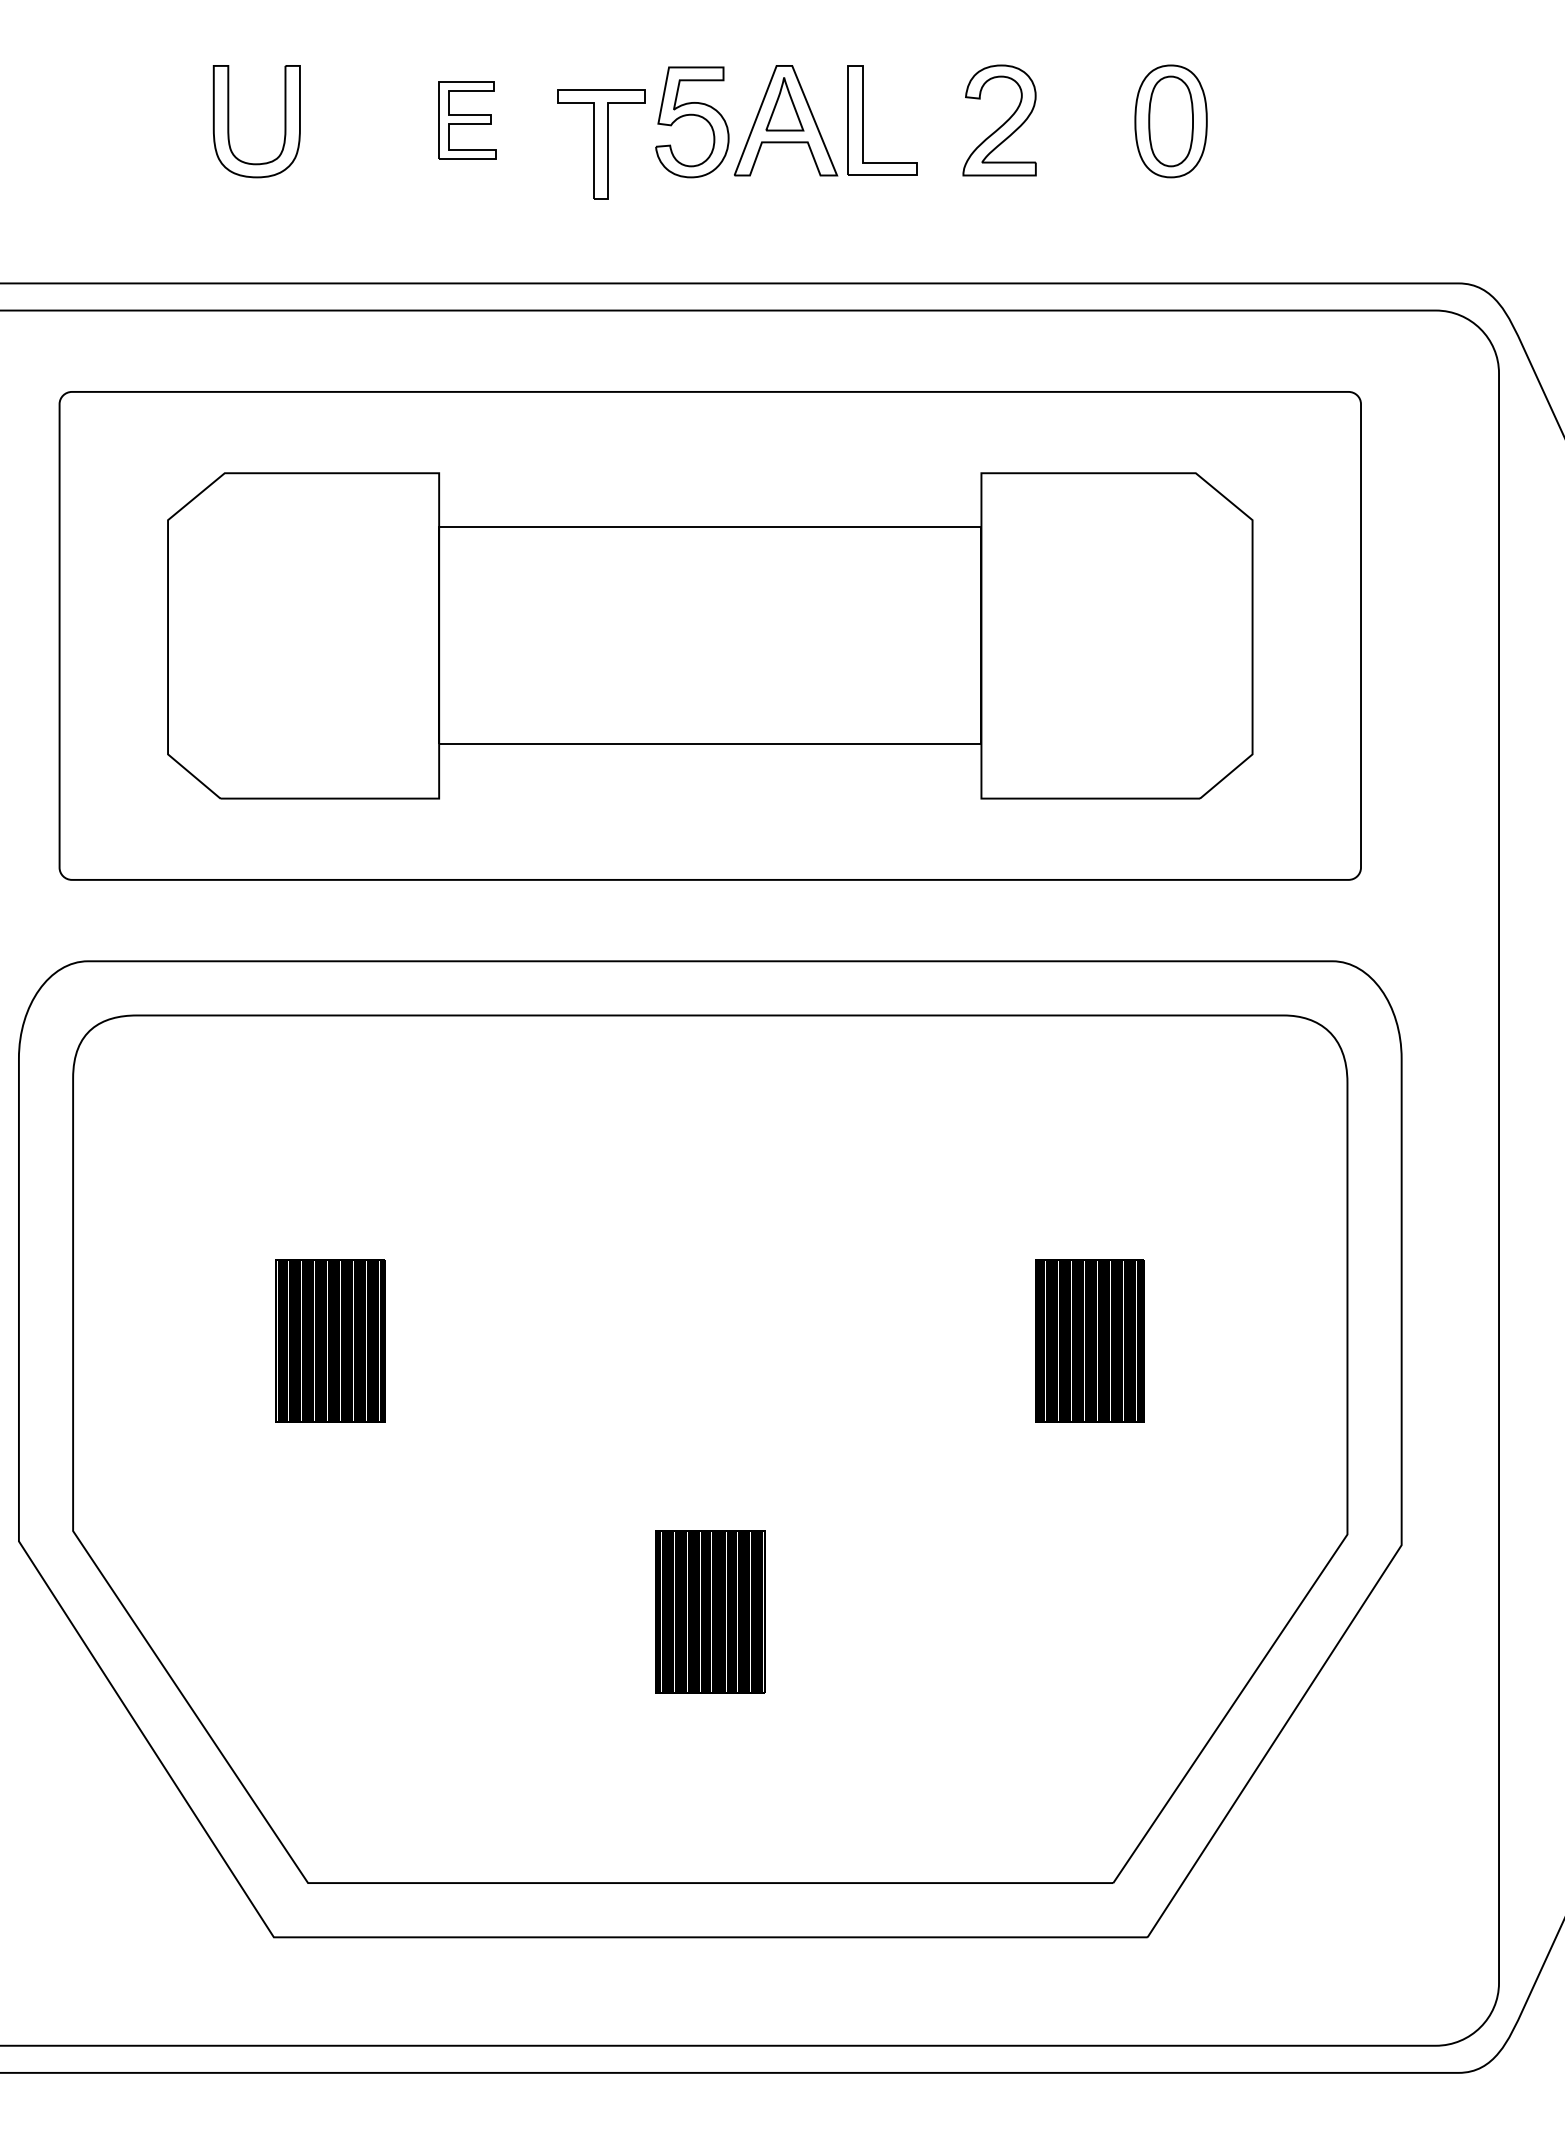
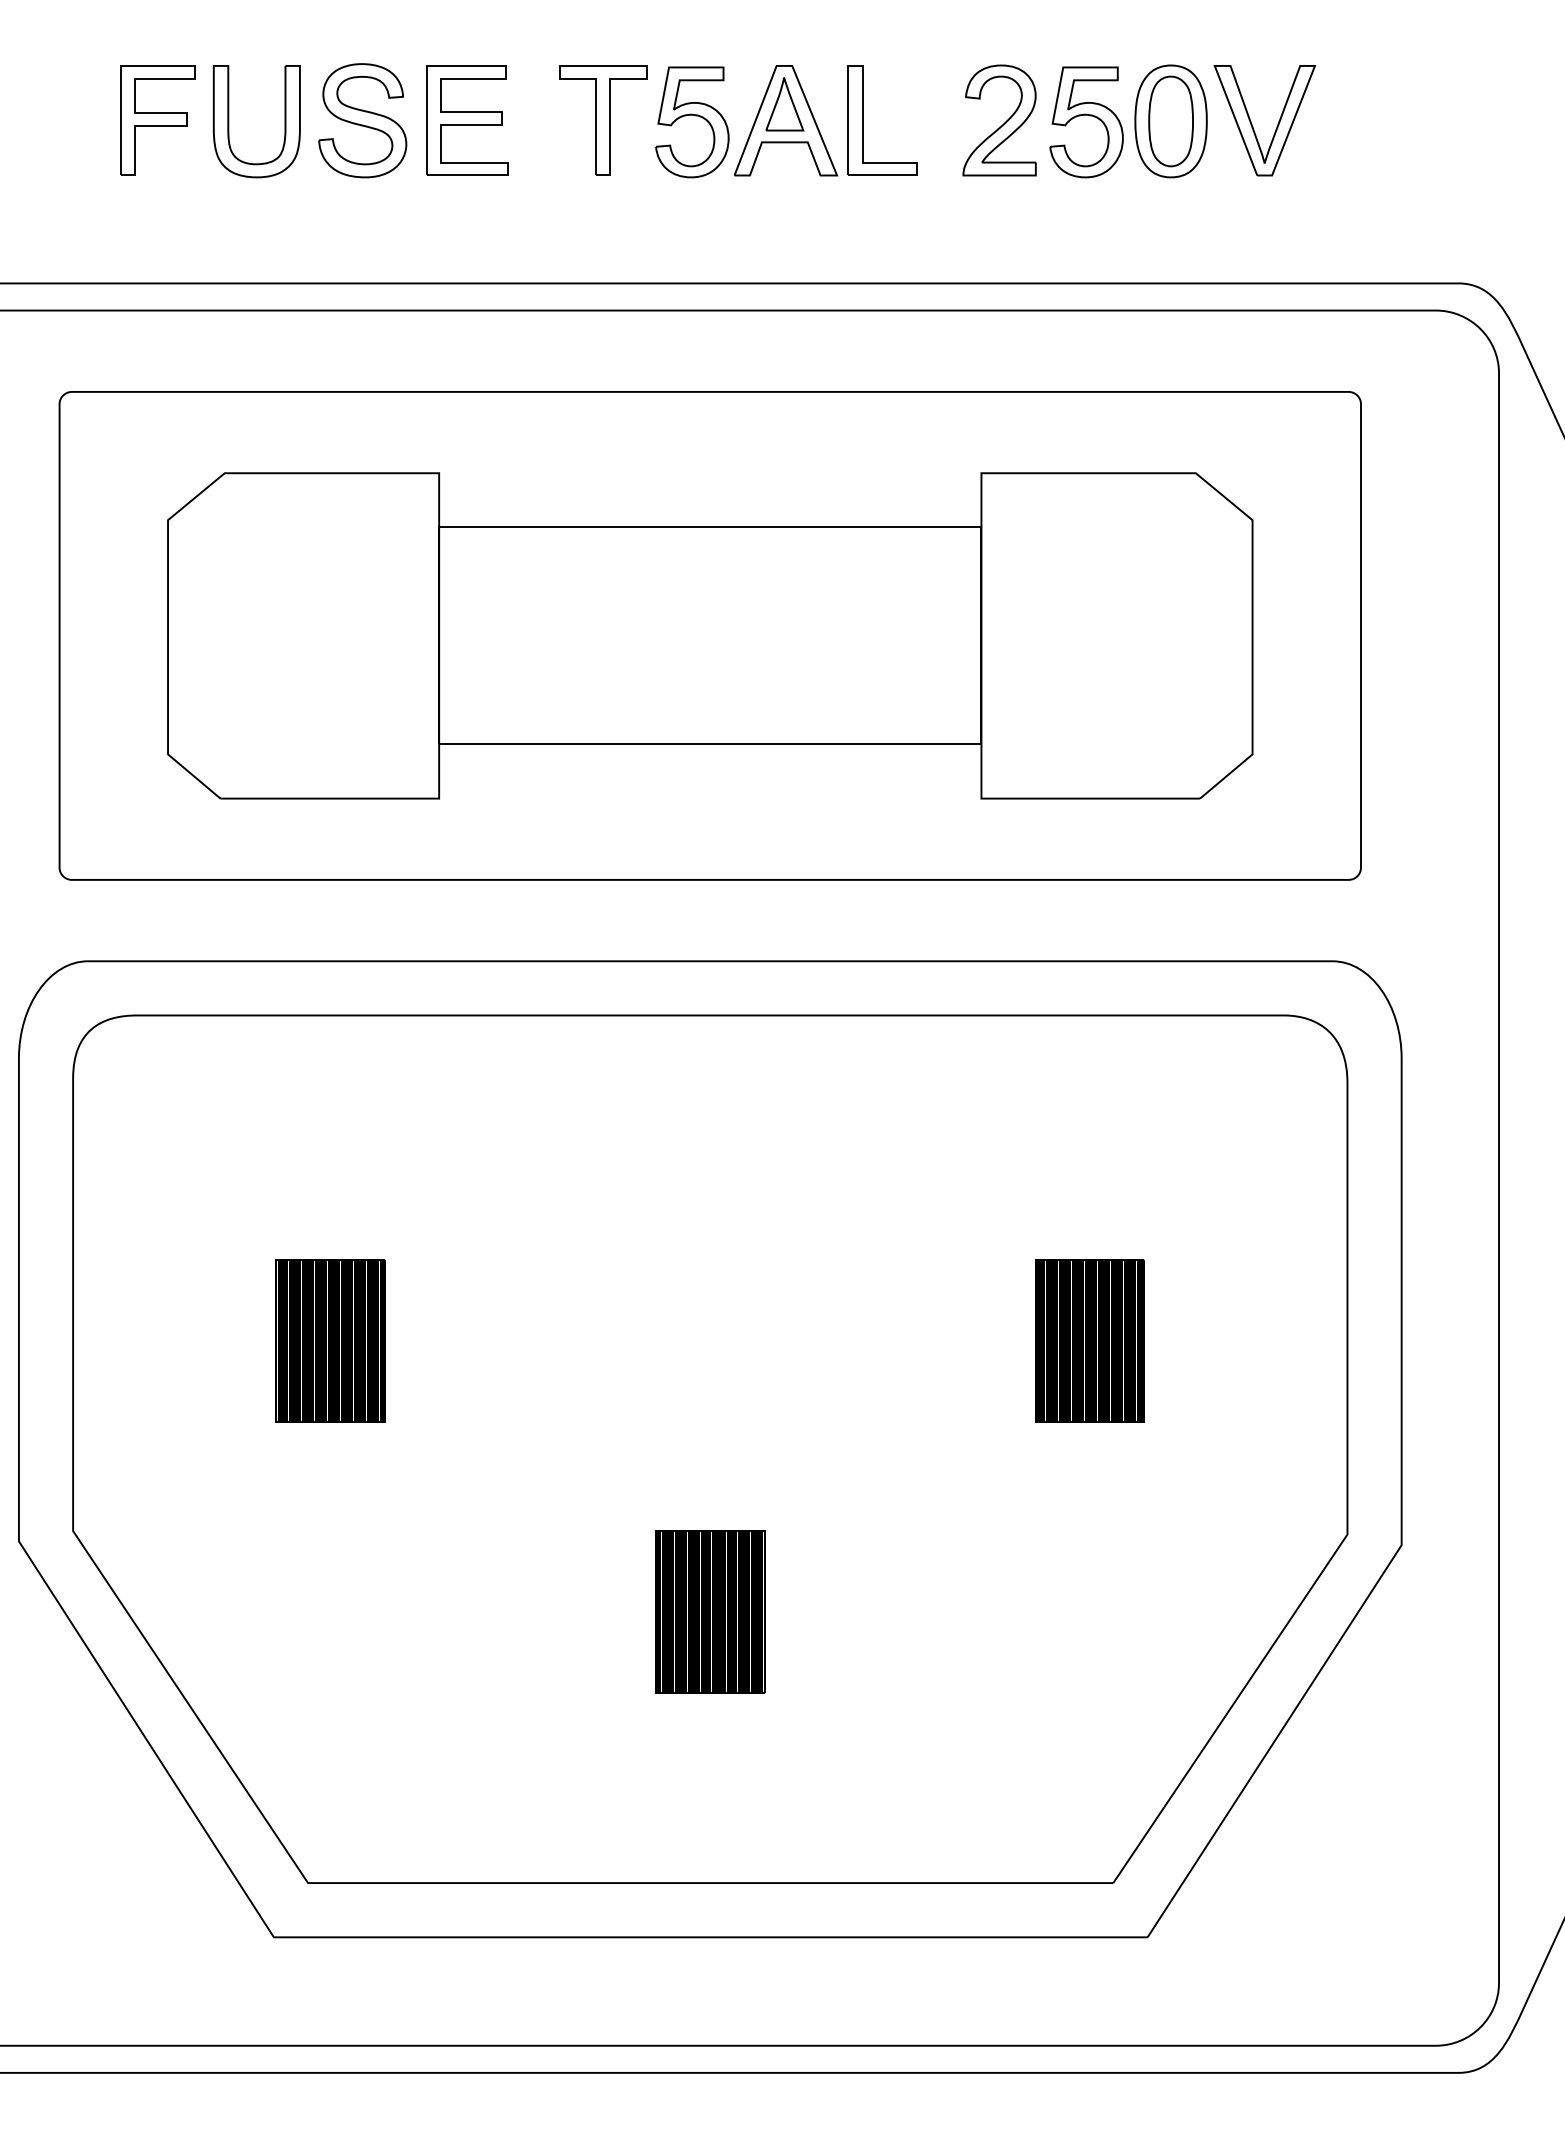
part: none -> present (1086, 115)
part: none -> present (157, 120)
part: none -> present (362, 120)
part size: 59x79 px -> 83x111 px (467, 120)
part: none -> present (1252, 123)
part position: (601, 144) -> (603, 120) (603, 120)
